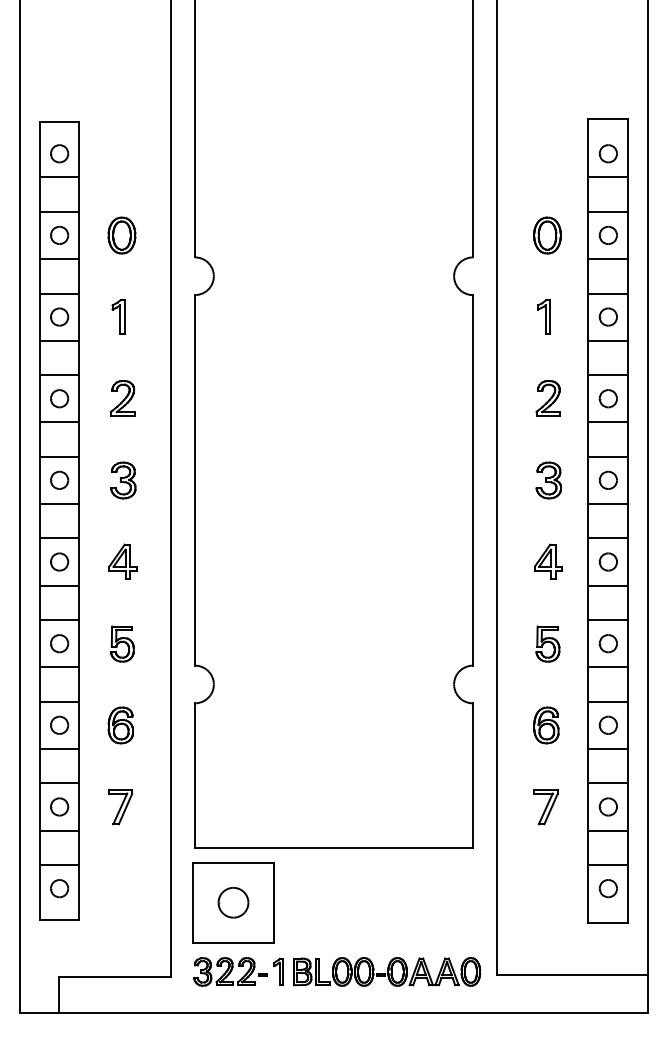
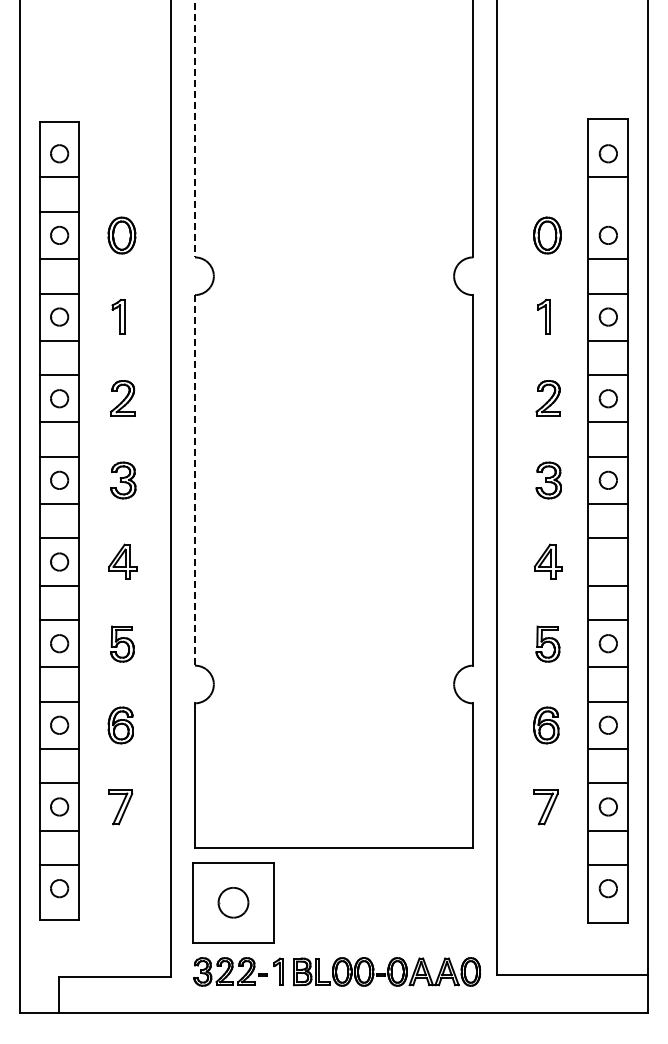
line: solid -> dashed (195, 129)
line: present -> none (608, 211)
line: solid -> dashed (195, 480)
part: present -> none (607, 561)
